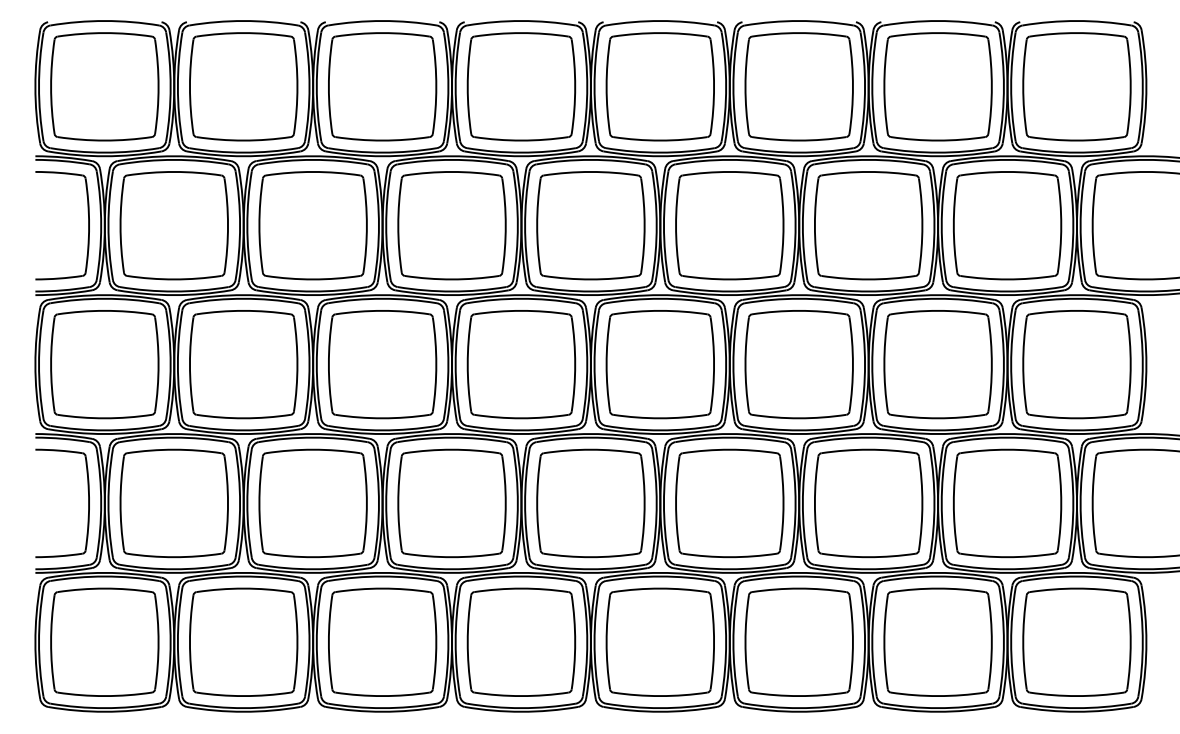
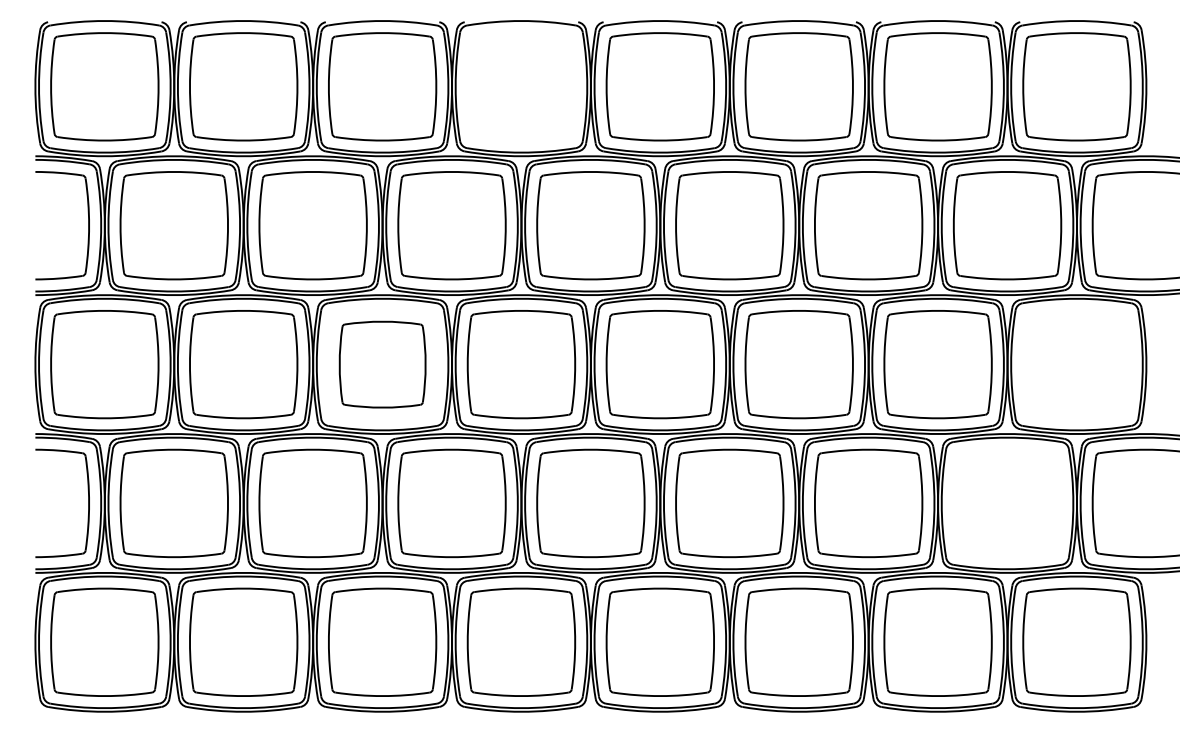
part: present -> none (521, 86)
part size: 110x110 px -> 89x89 px (382, 364)
part: present -> none (1076, 364)
part: present -> none (1007, 503)
